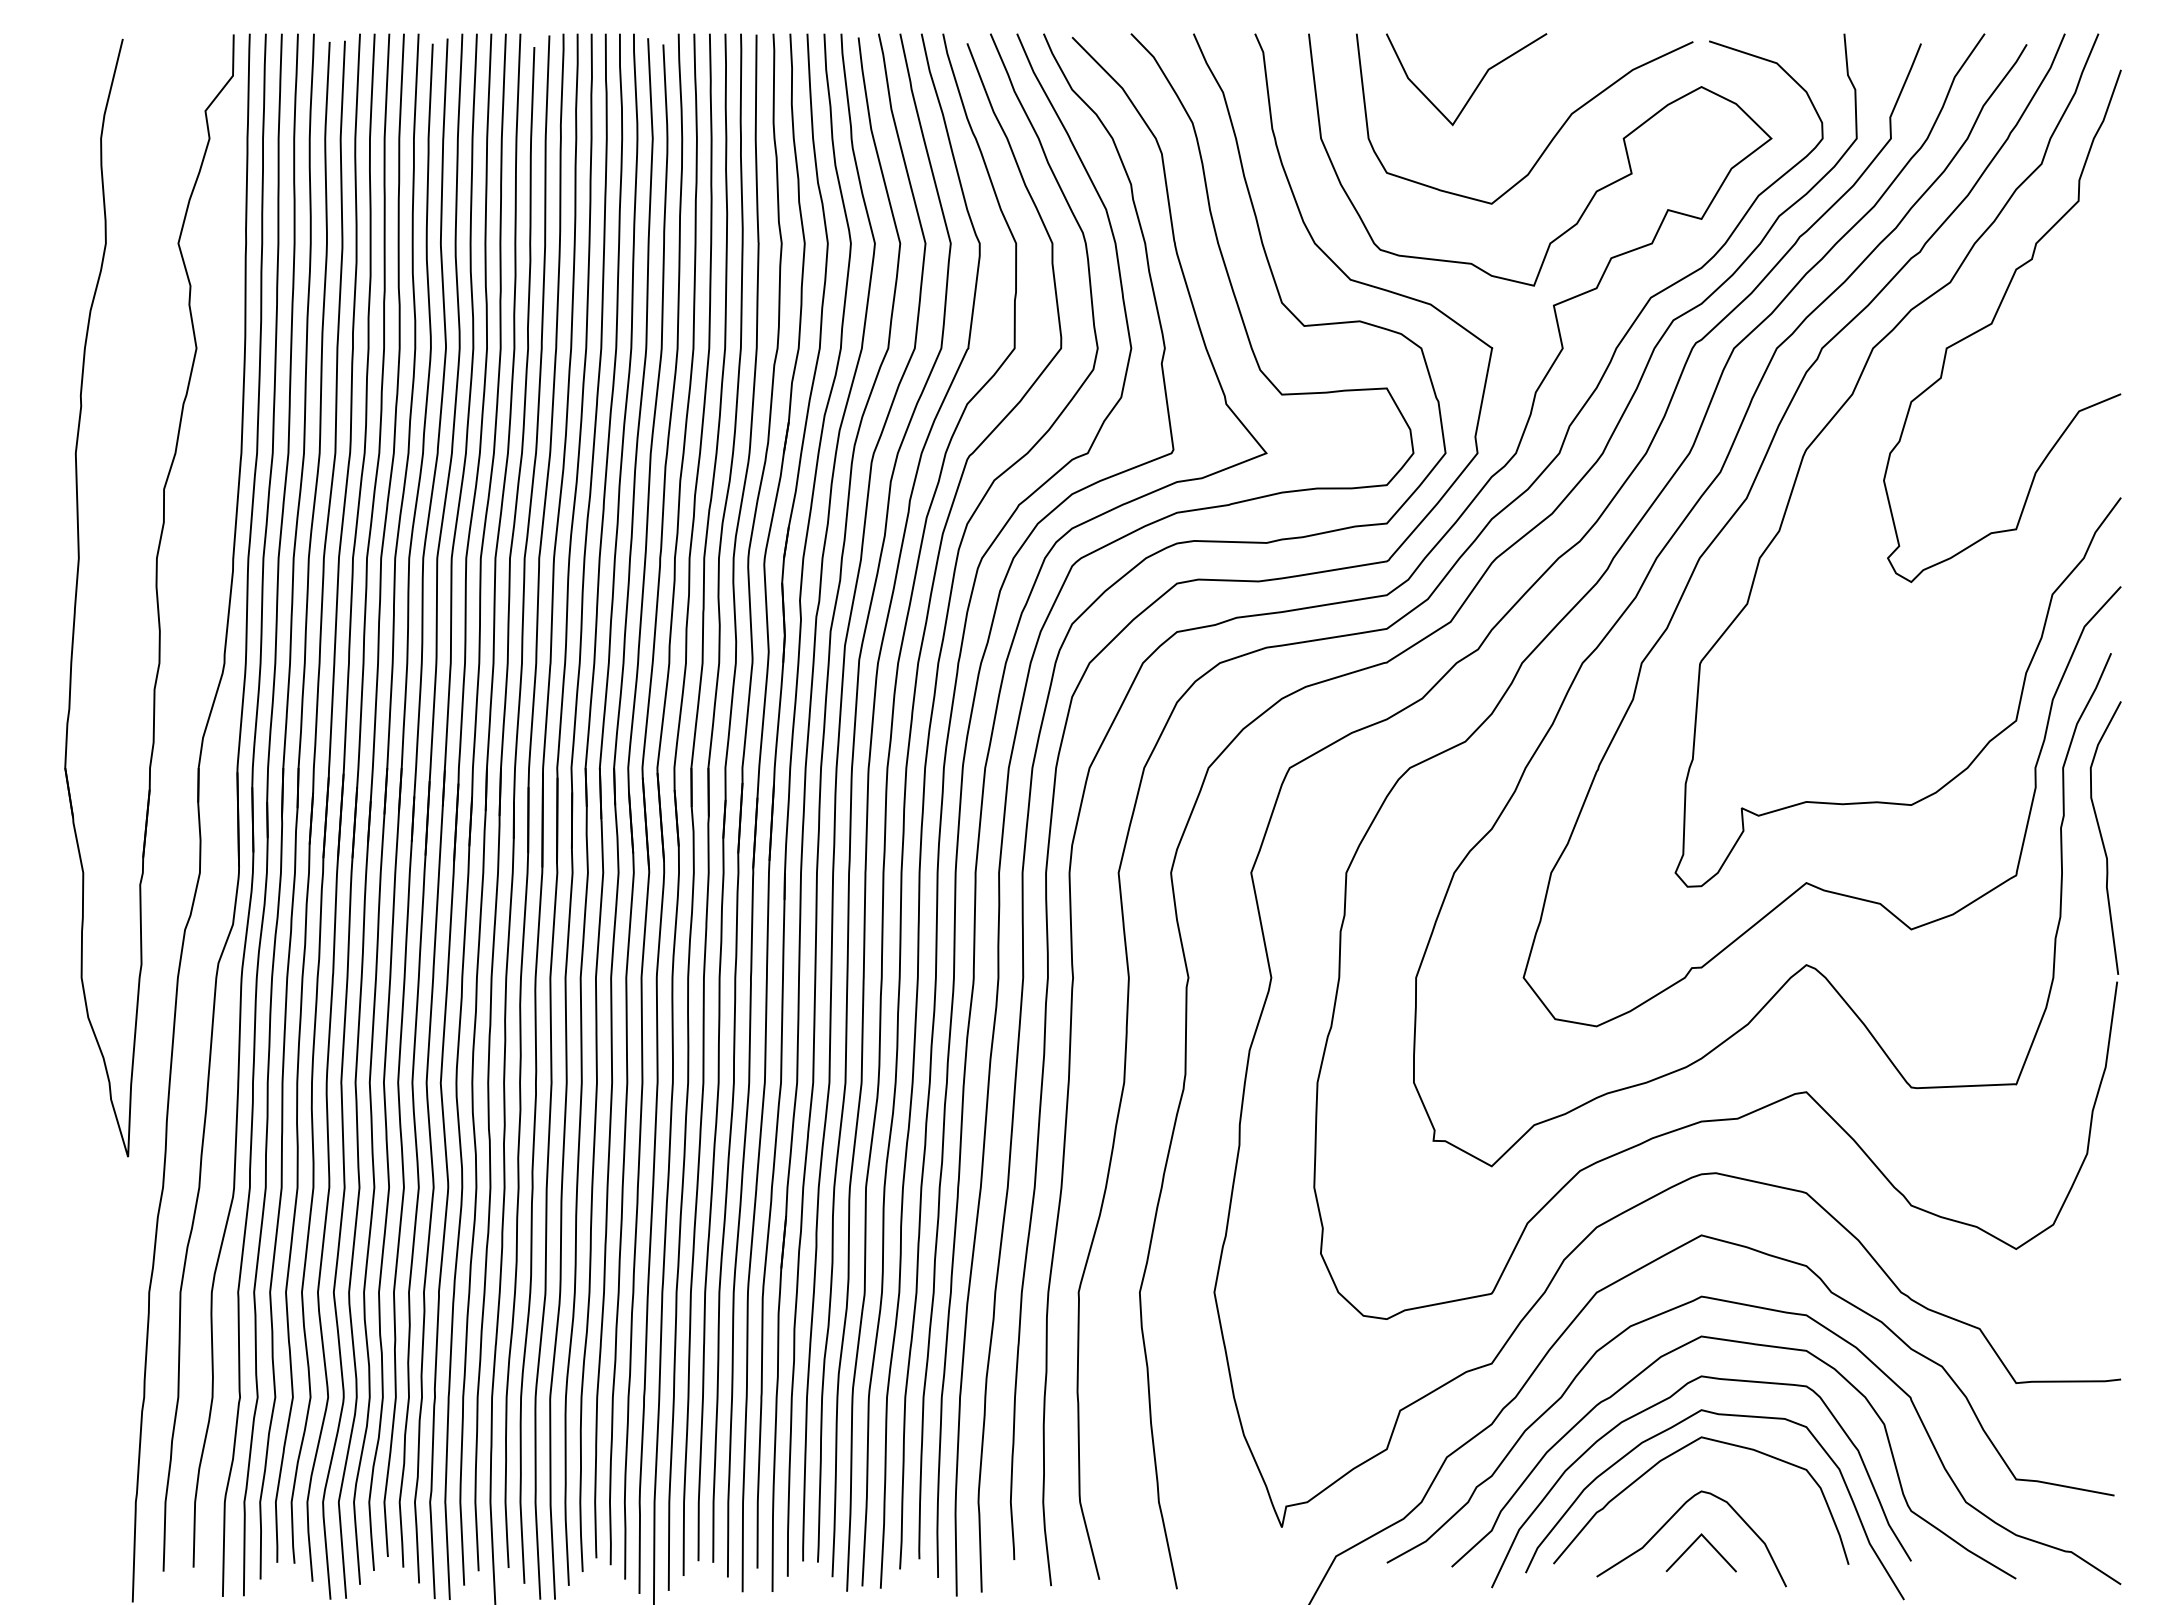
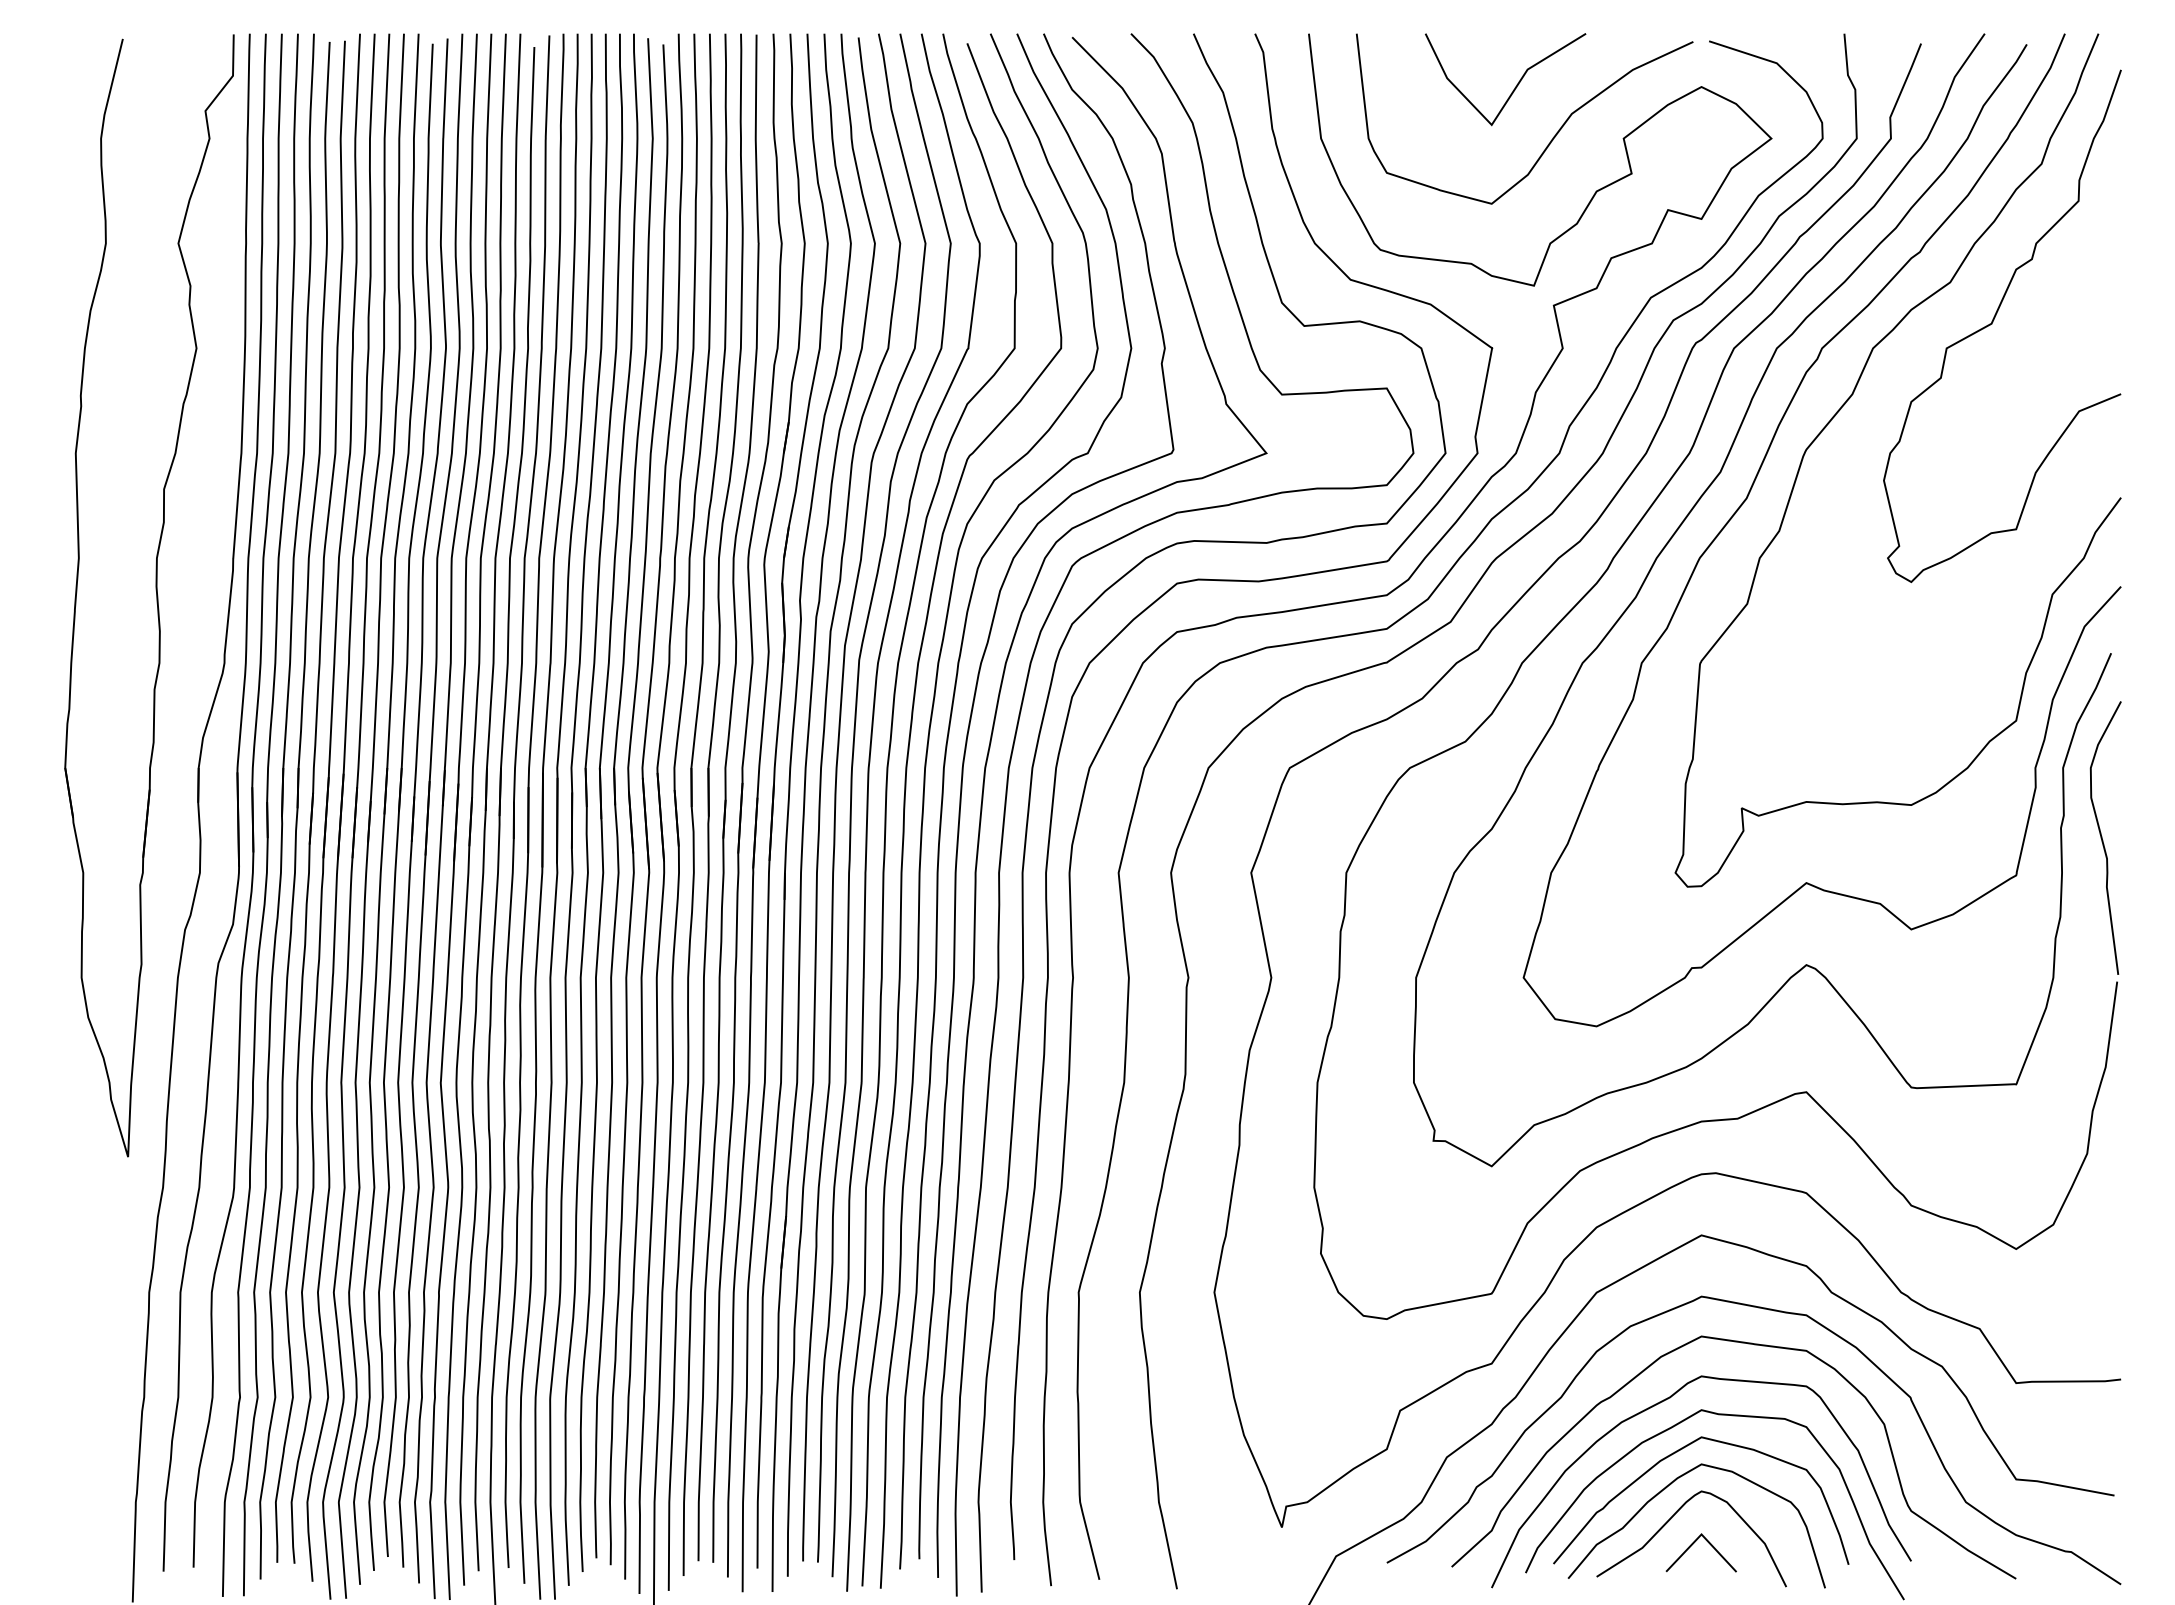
line position: (1475, 87) -> (1514, 87) (1514, 87)
curve: none -> present (1665, 1489)
